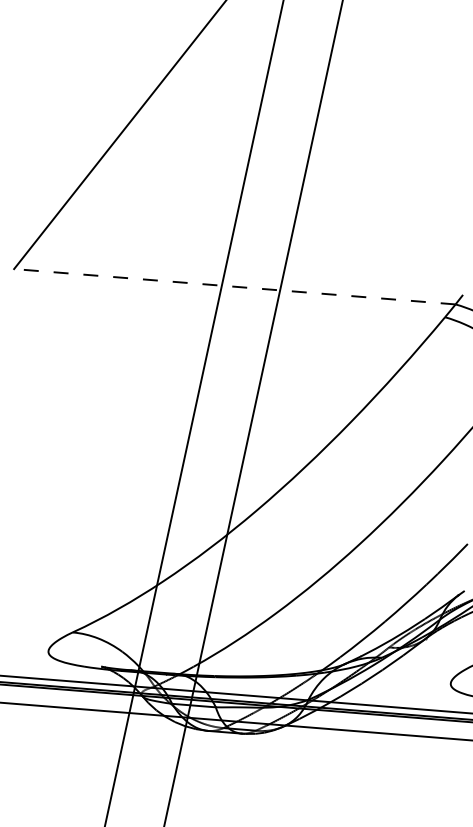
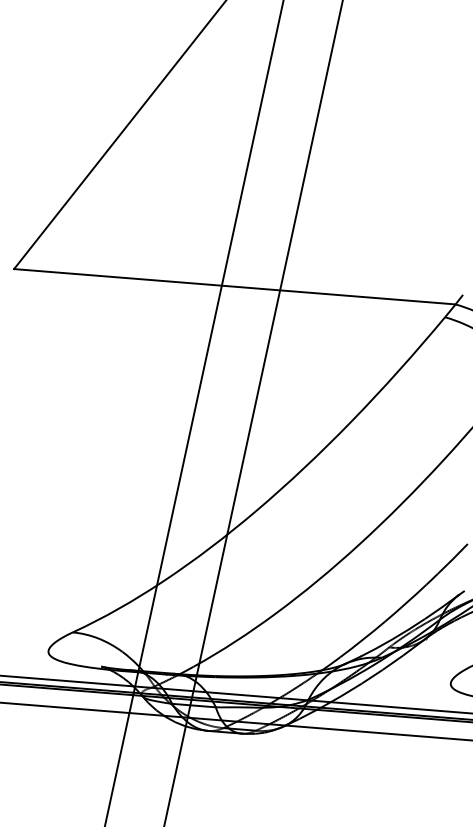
line: dashed -> solid (234, 286)
